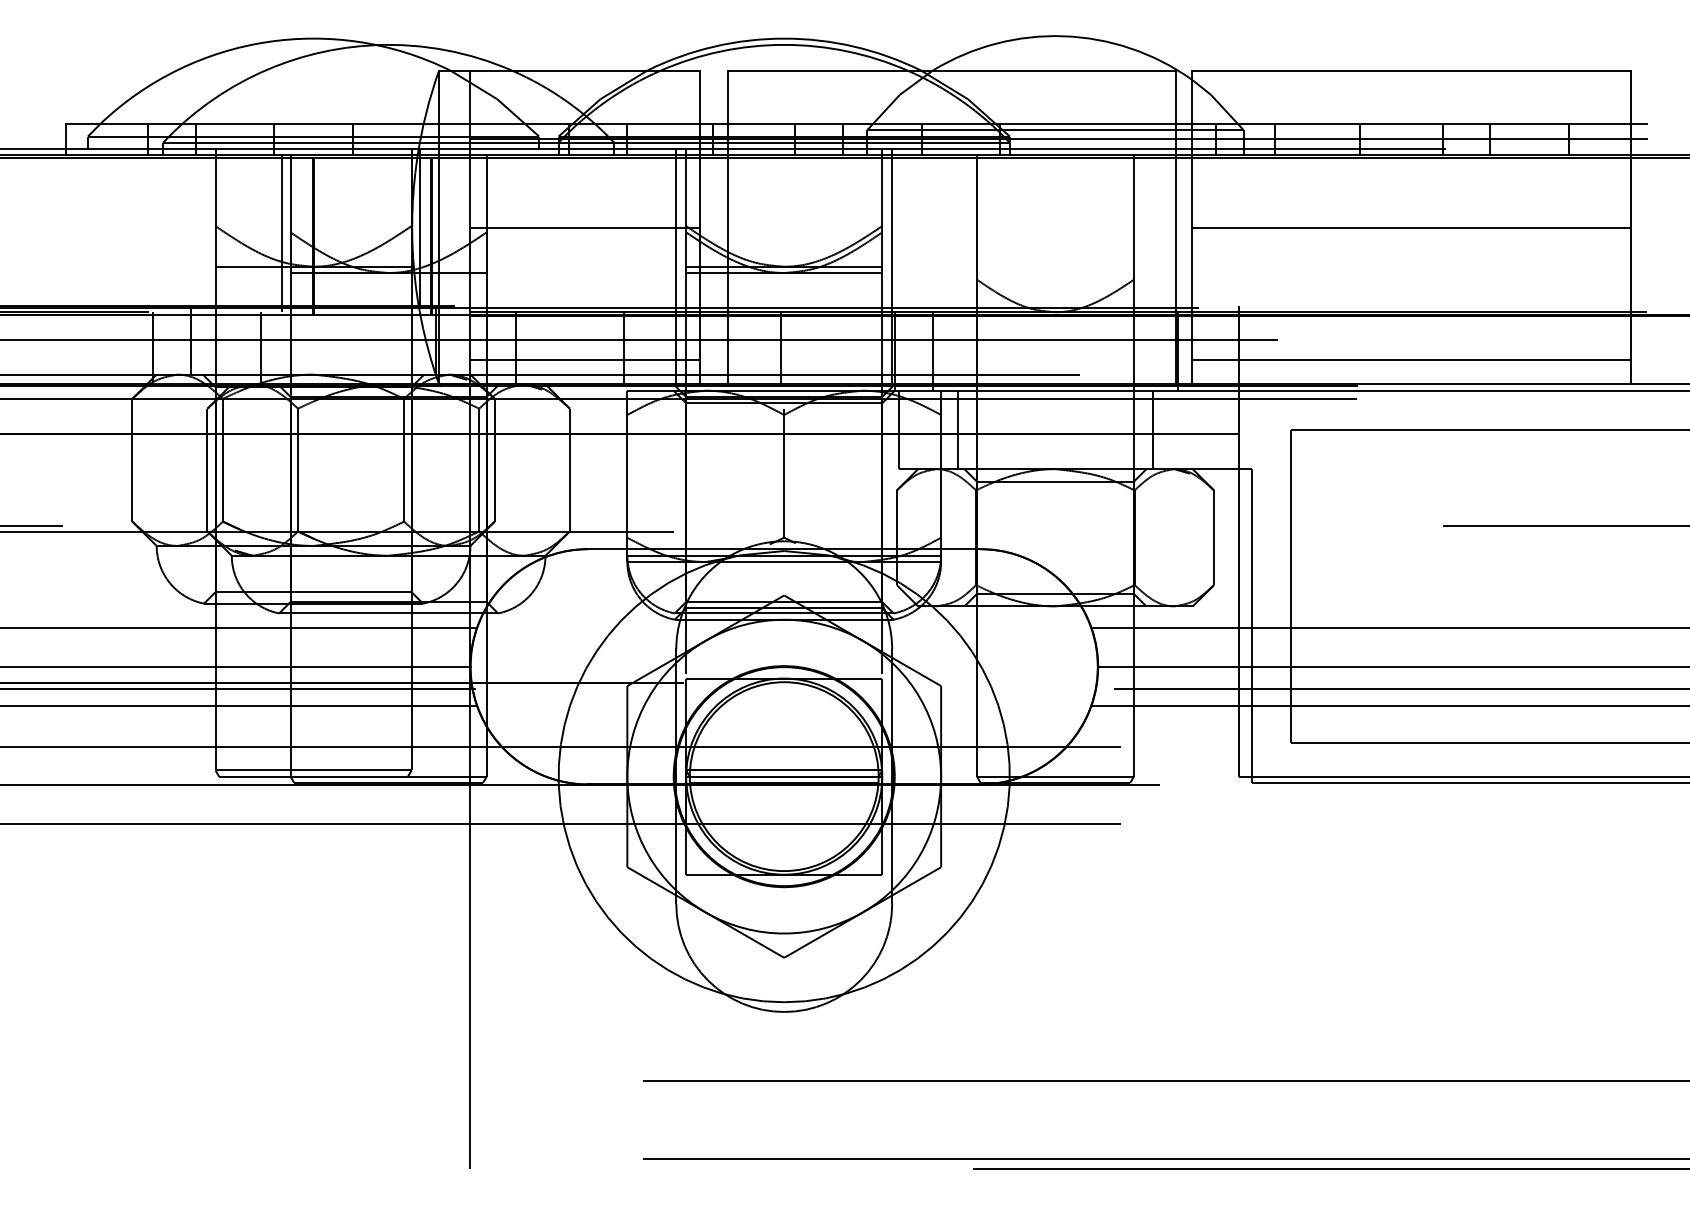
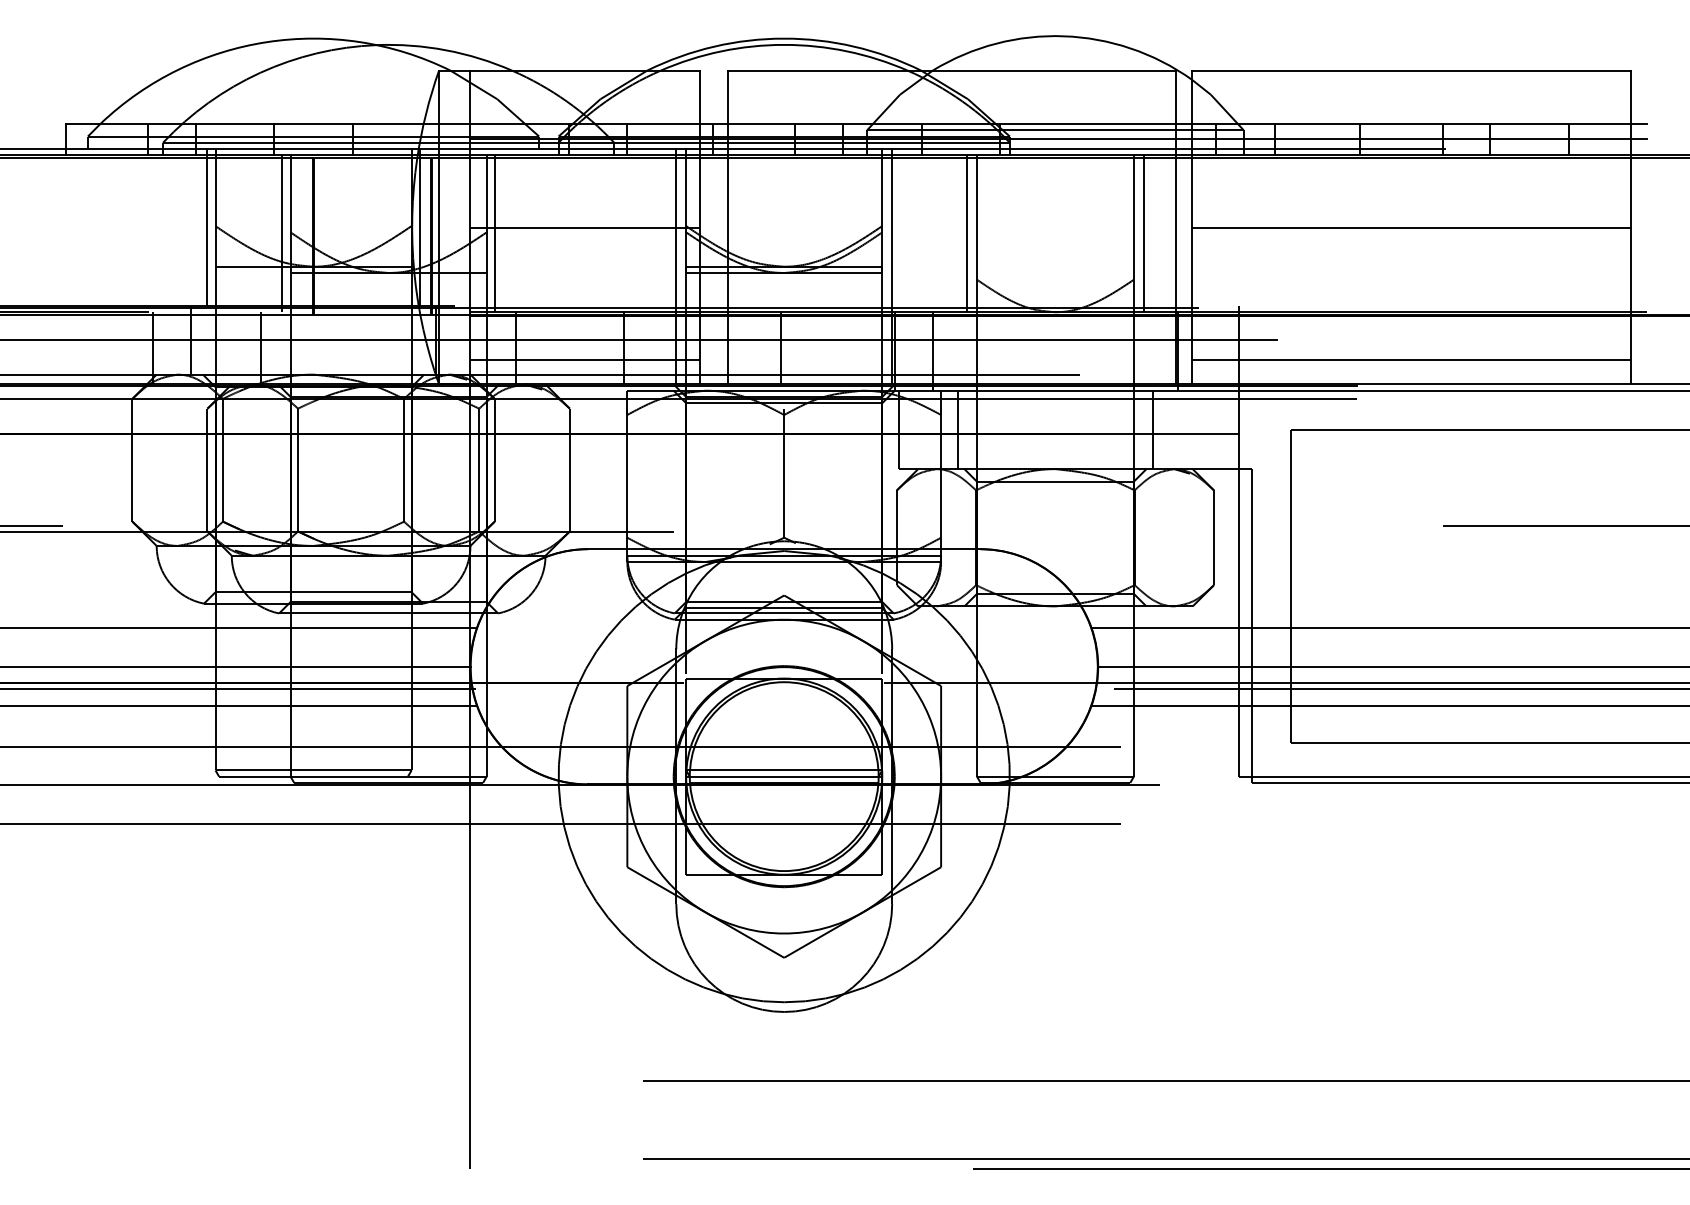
line: none -> present (206, 227)
line: none -> present (495, 233)
line: none -> present (967, 233)
line: none -> present (1143, 233)
line: none -> present (1285, 682)
